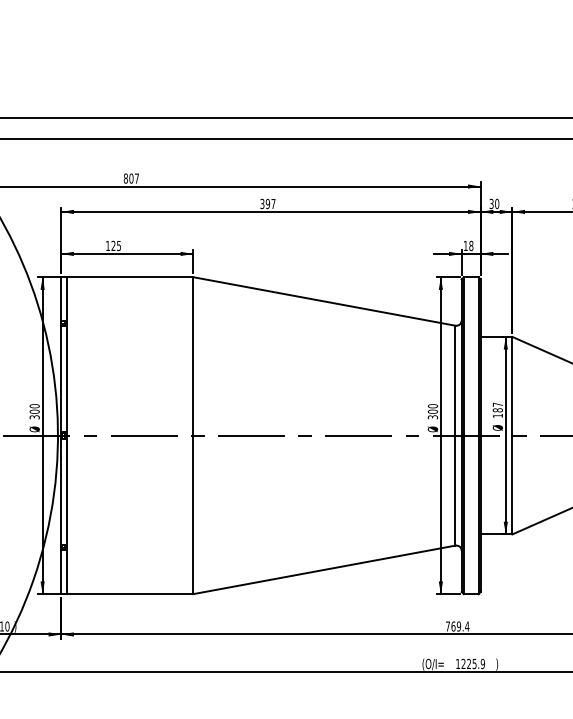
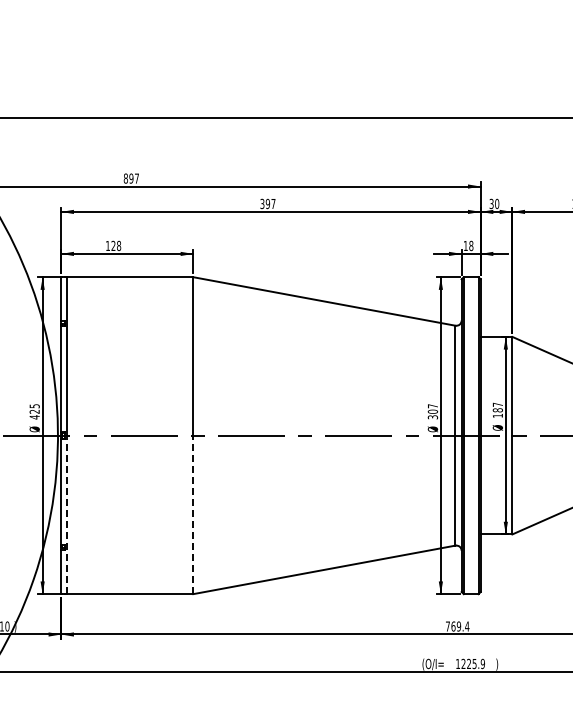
line: present -> none (285, 139)
text: 807 -> 897 (131, 178)
text: 125 -> 128 (119, 246)
text: 300 -> 307 (432, 406)
text: 300 -> 425 (34, 411)
line: solid -> dashed (66, 514)
line: solid -> dashed (193, 514)
